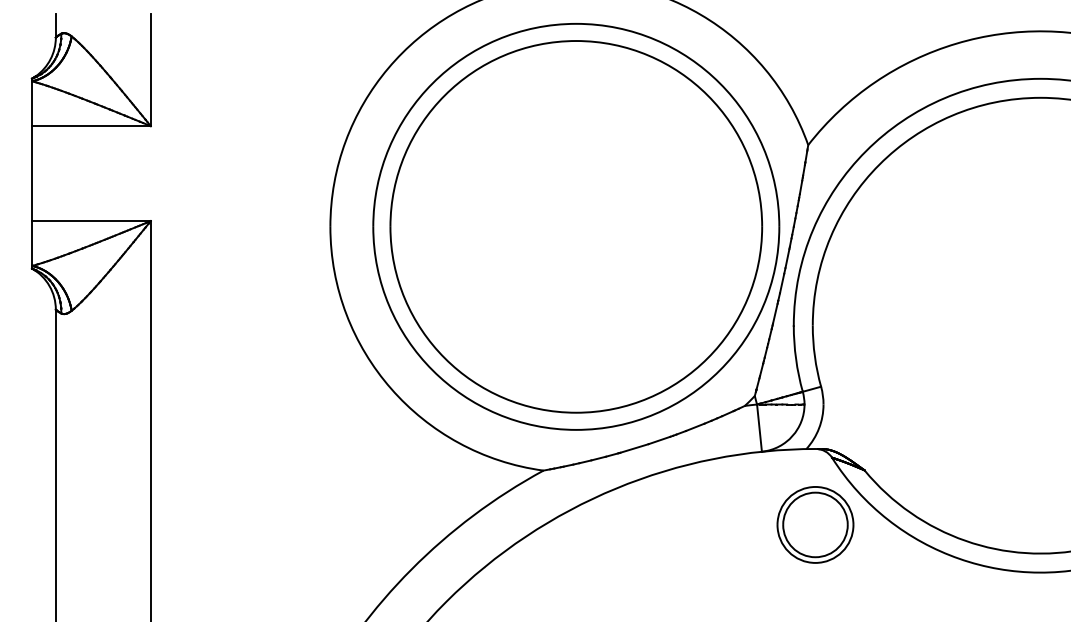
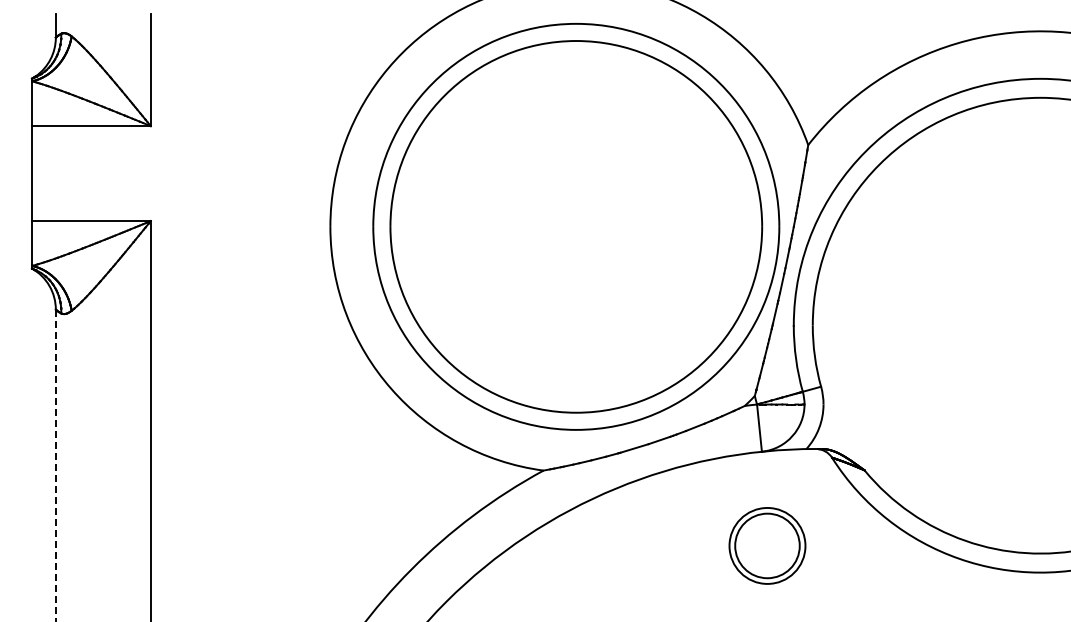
line: solid -> dashed (55, 465)
part position: (815, 524) -> (767, 545) (767, 545)
